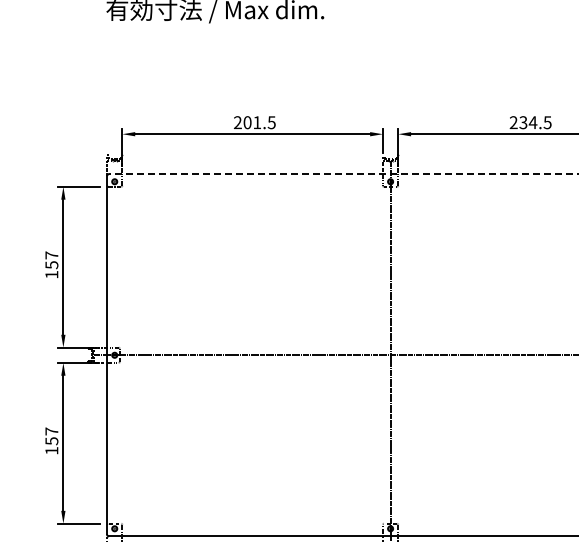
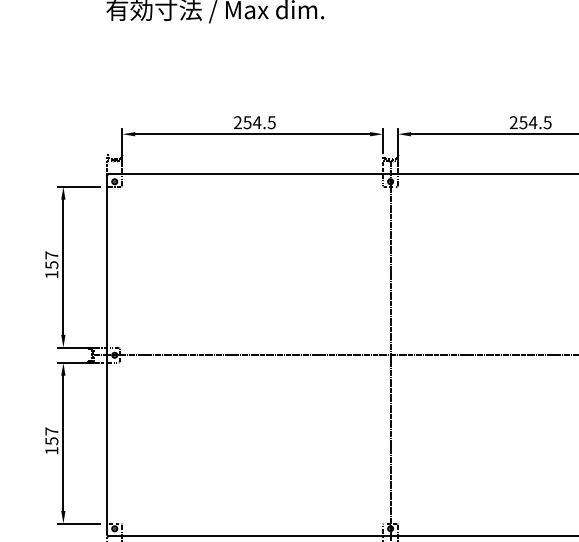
text: 201.5 -> 254.5 (252, 122)
text: 234.5 -> 254.5 (523, 122)
line: dashed -> solid (343, 174)
